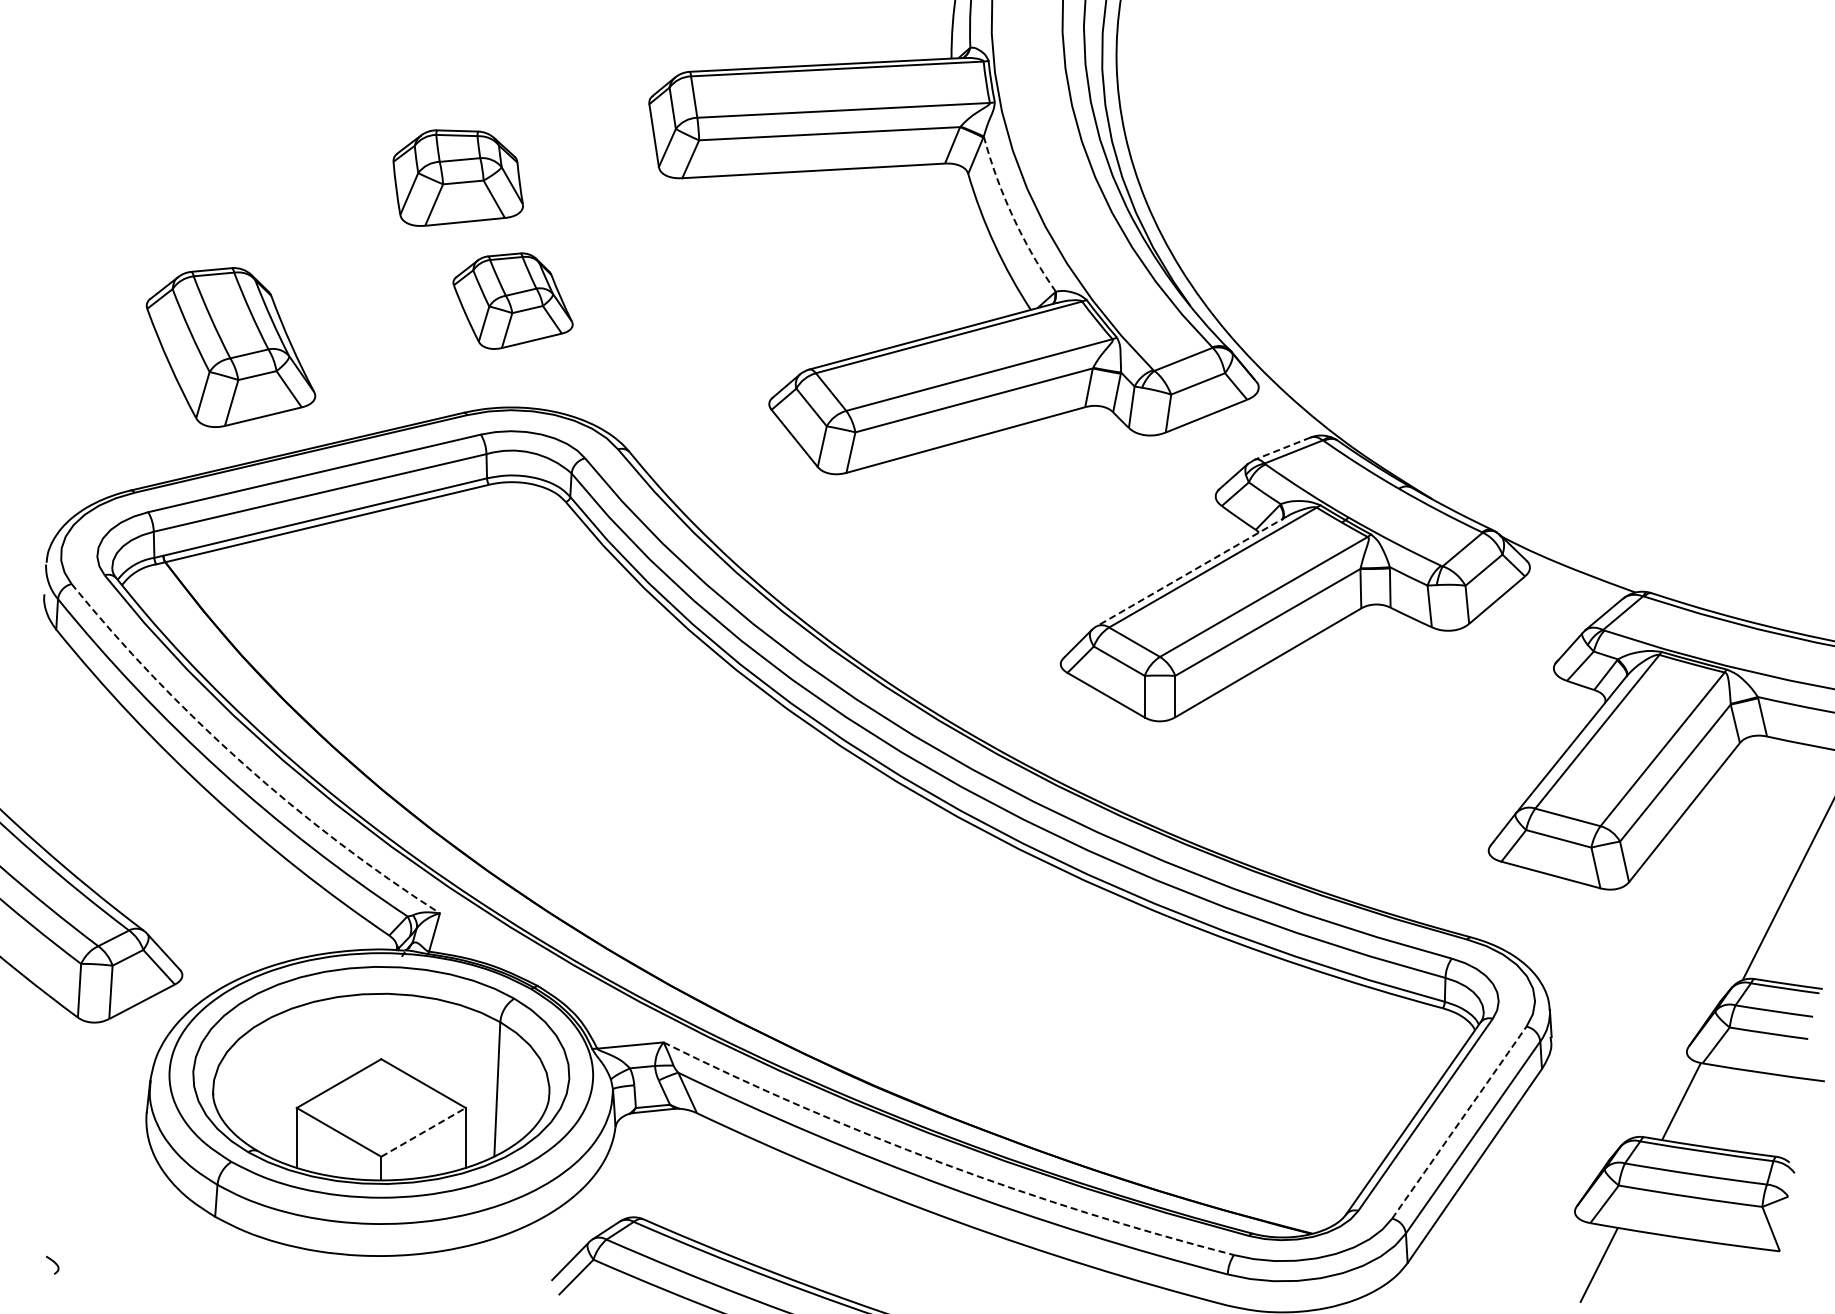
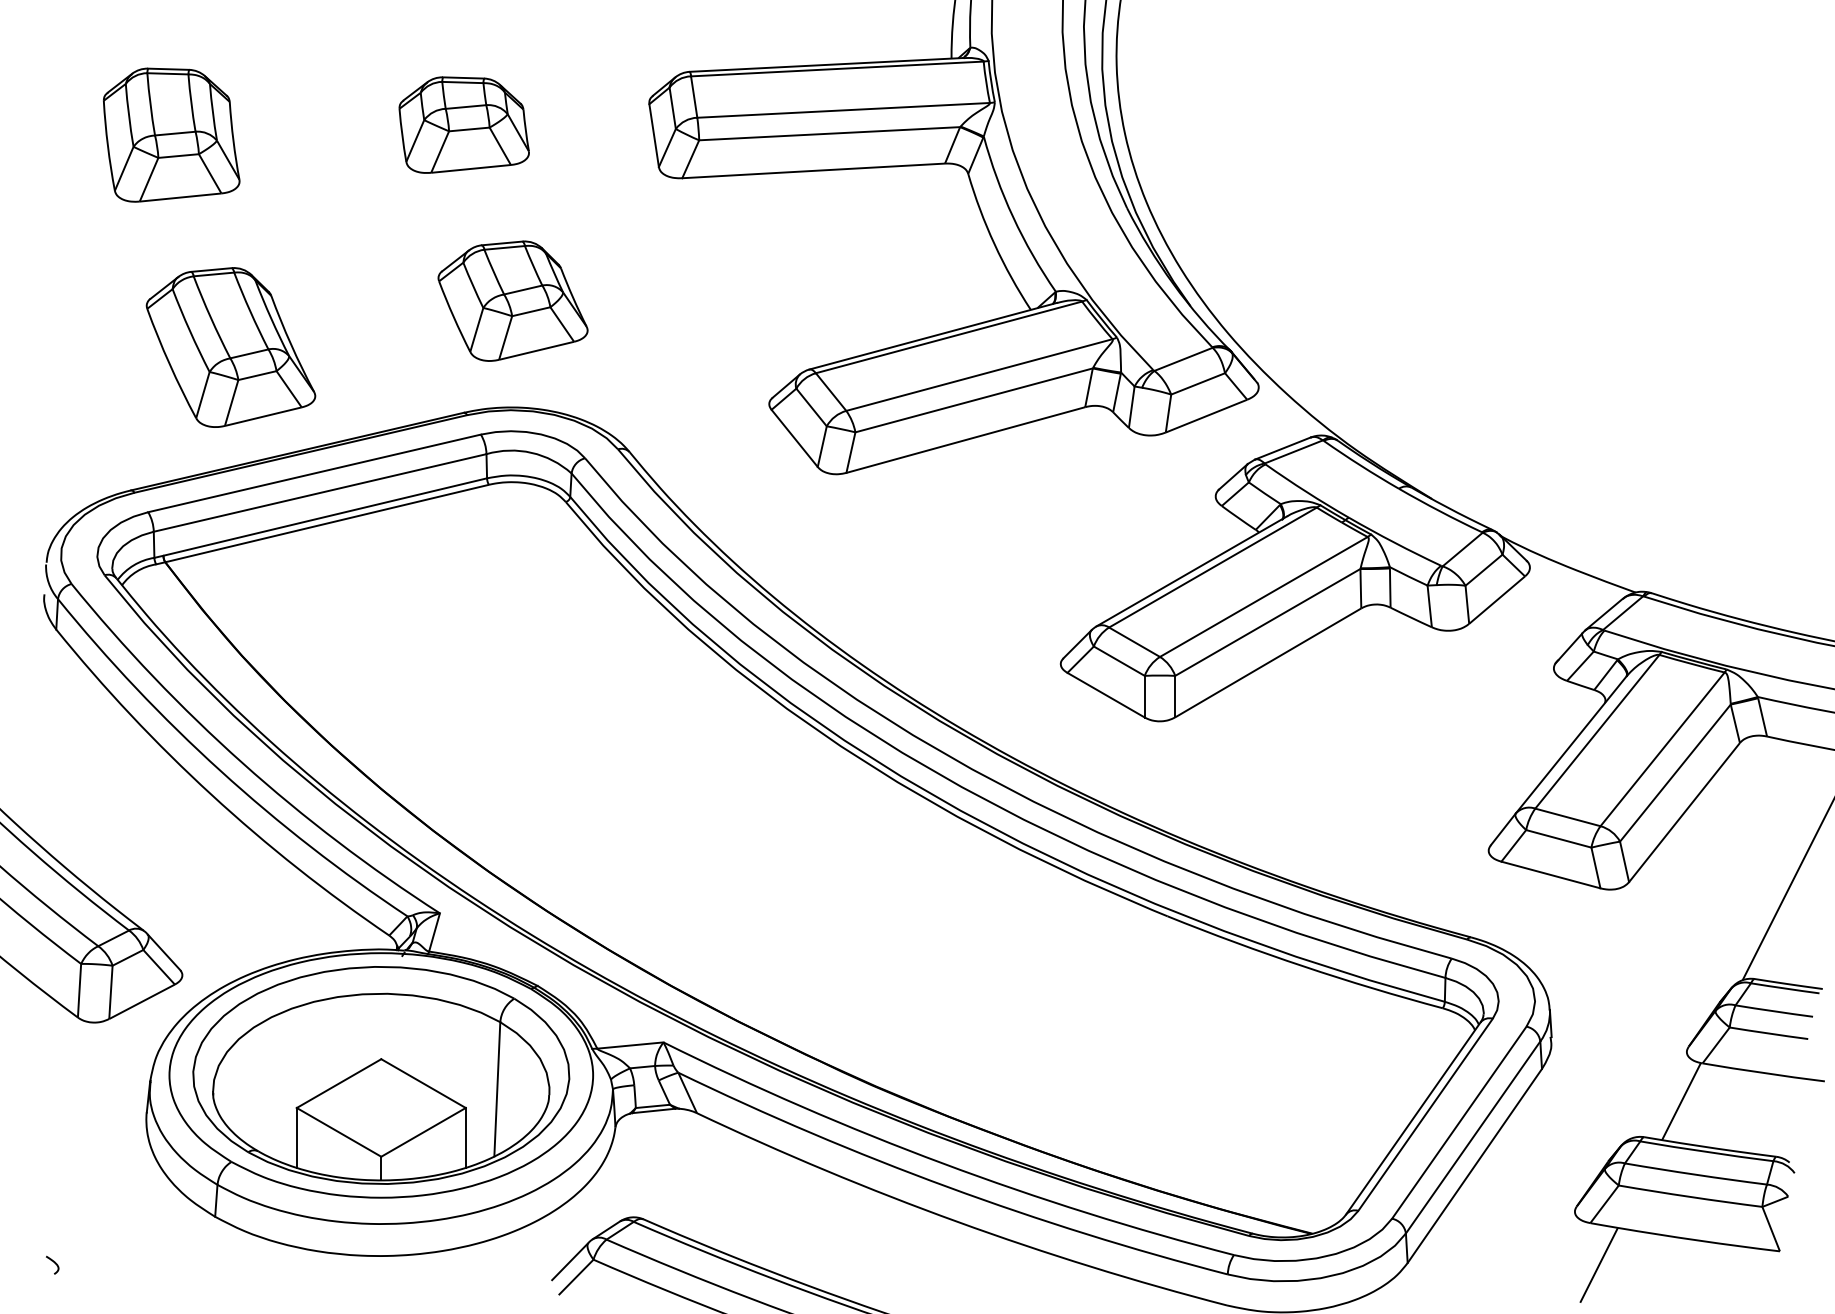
part: none -> present (171, 134)
part position: (457, 177) -> (463, 124) (463, 124)
arc: dashed -> solid (1013, 217)
part size: 122x98 px -> 152x122 px (512, 300)
line: dashed -> solid (1282, 448)
line: dashed -> solid (1191, 571)
arc: dashed -> solid (242, 763)
line: dashed -> solid (1459, 1122)
line: dashed -> solid (423, 1132)
arc: dashed -> solid (943, 1163)
